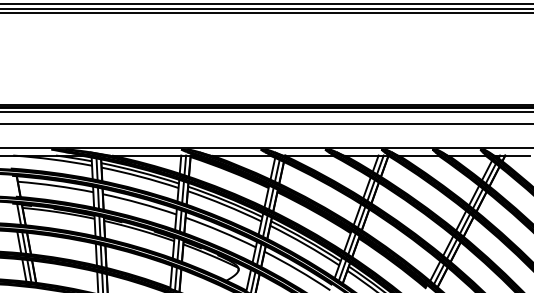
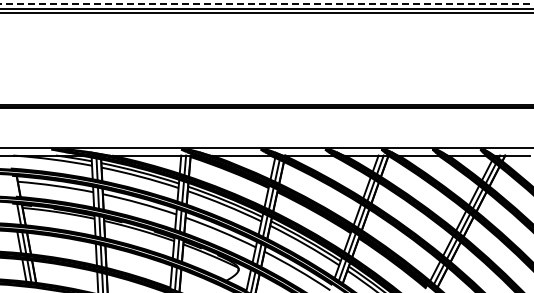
line: solid -> dashed (266, 3)
line: present -> none (266, 111)
line: present -> none (266, 123)
